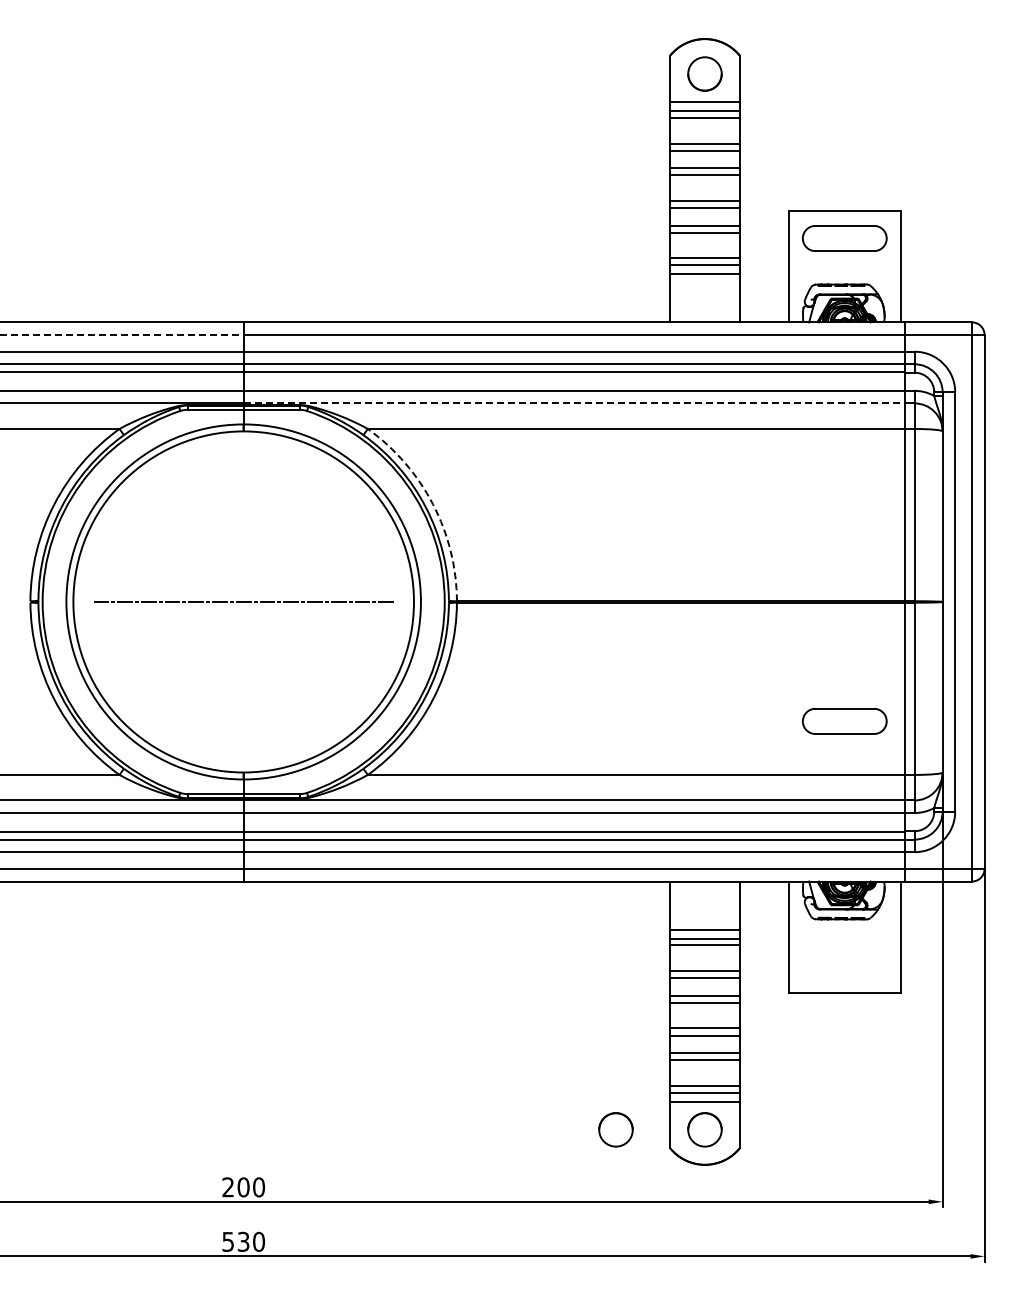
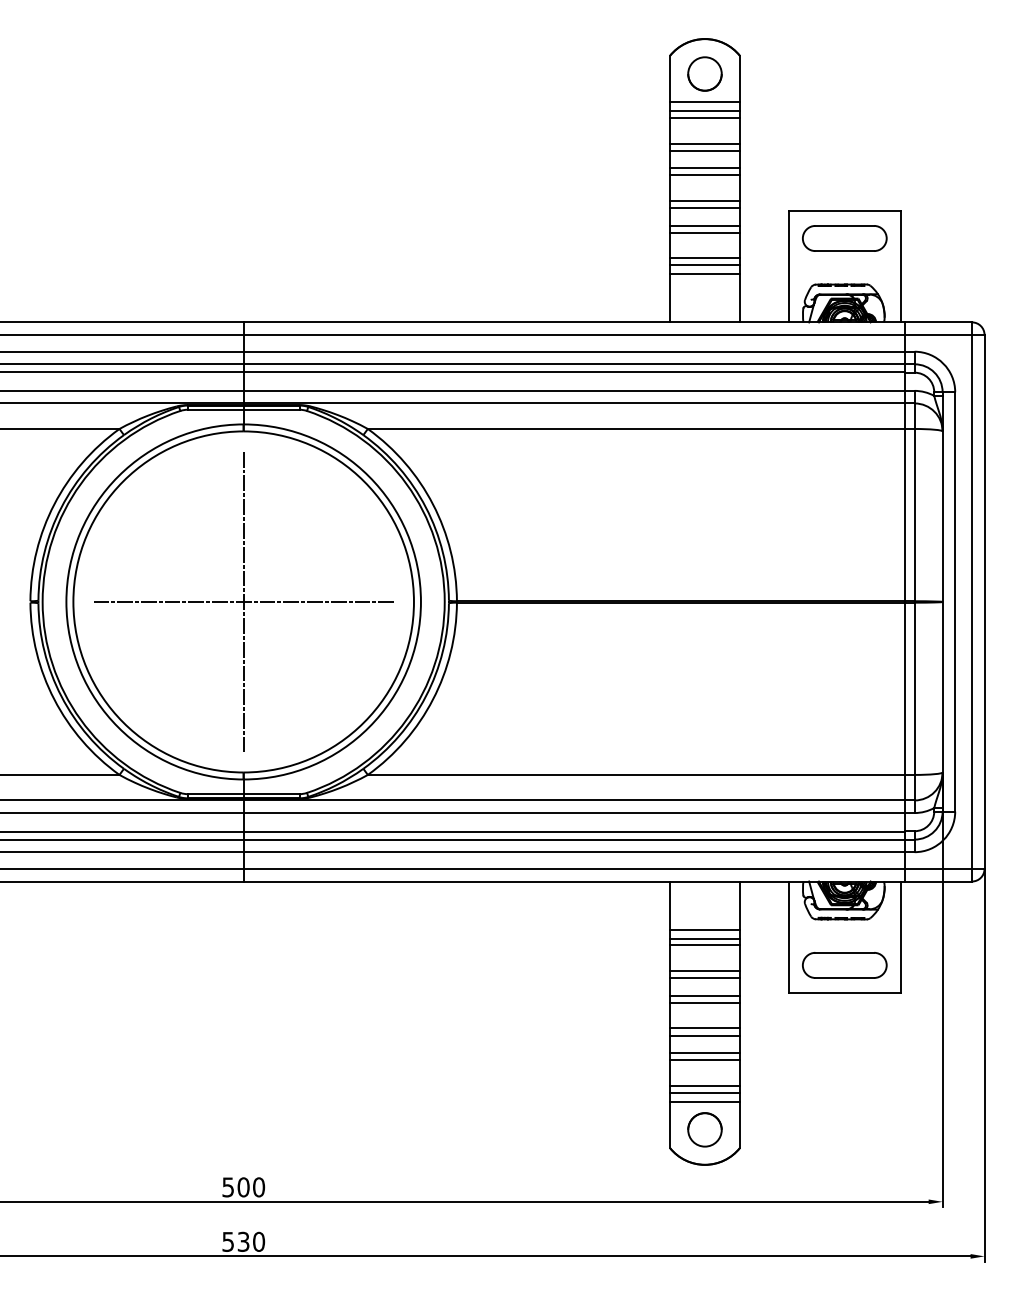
line: dashed -> solid (122, 335)
line: dashed -> solid (574, 403)
arc: dashed -> solid (433, 504)
line: none -> present (243, 601)
part position: (844, 721) -> (844, 965) (844, 965)
part: present -> none (615, 1129)
text: 200 -> 500 (227, 1187)
